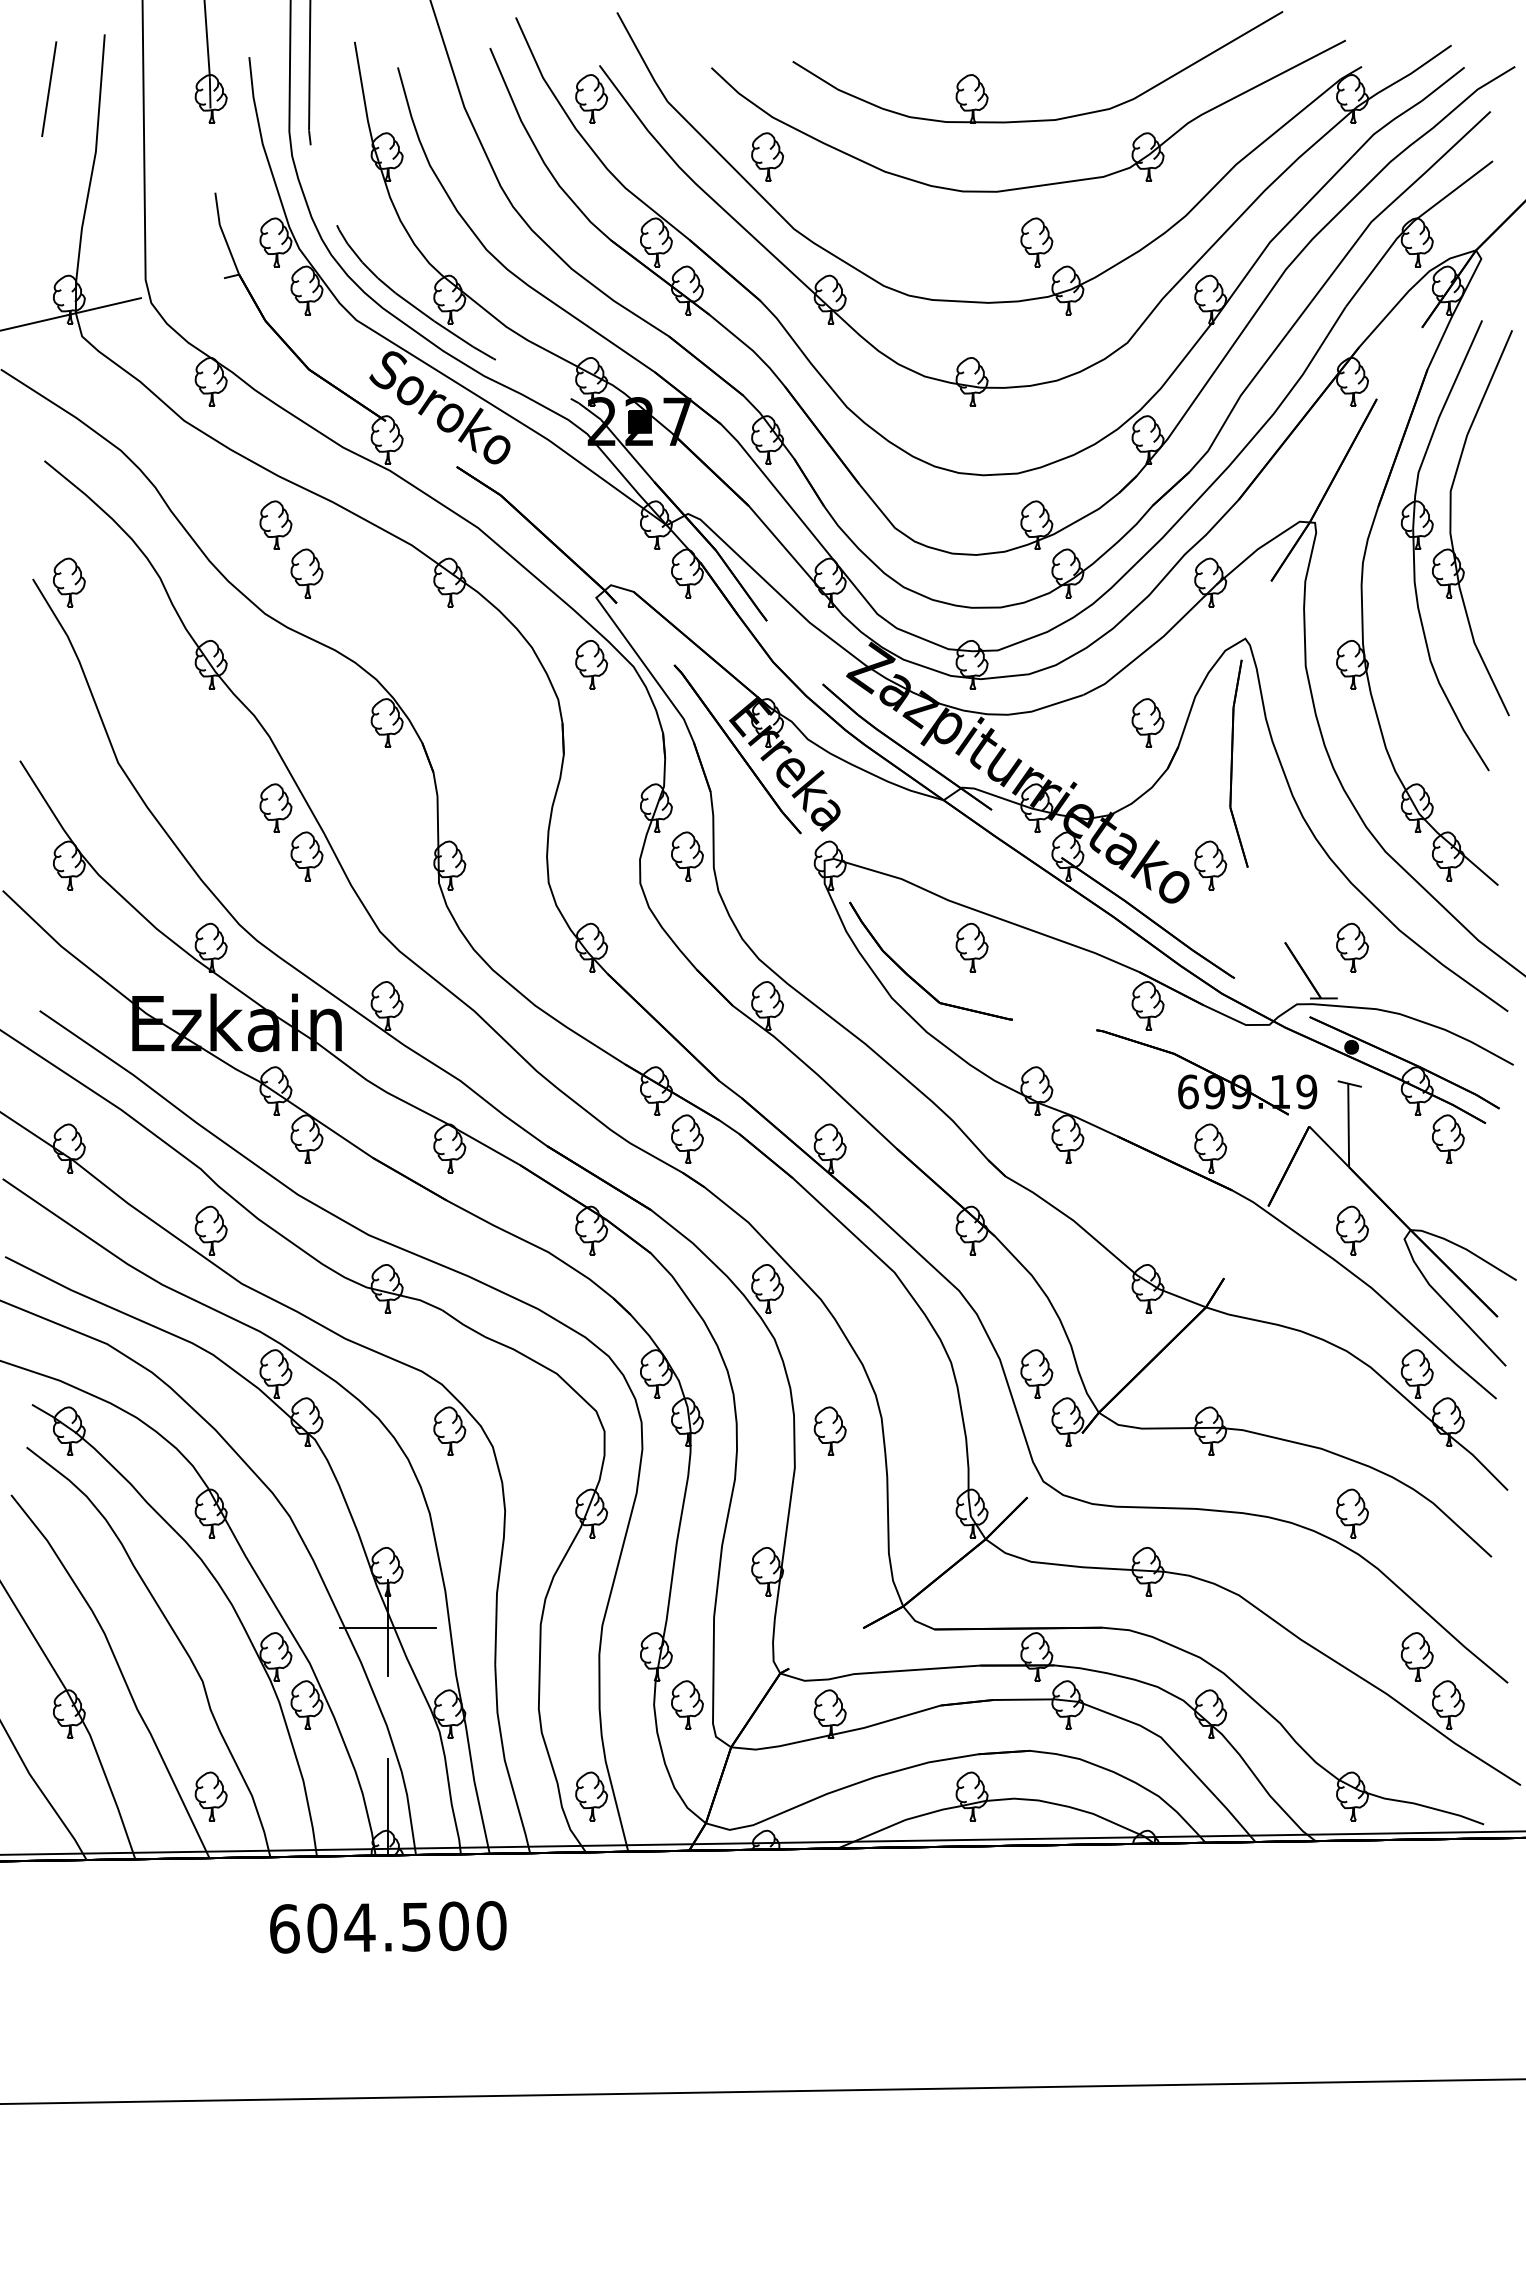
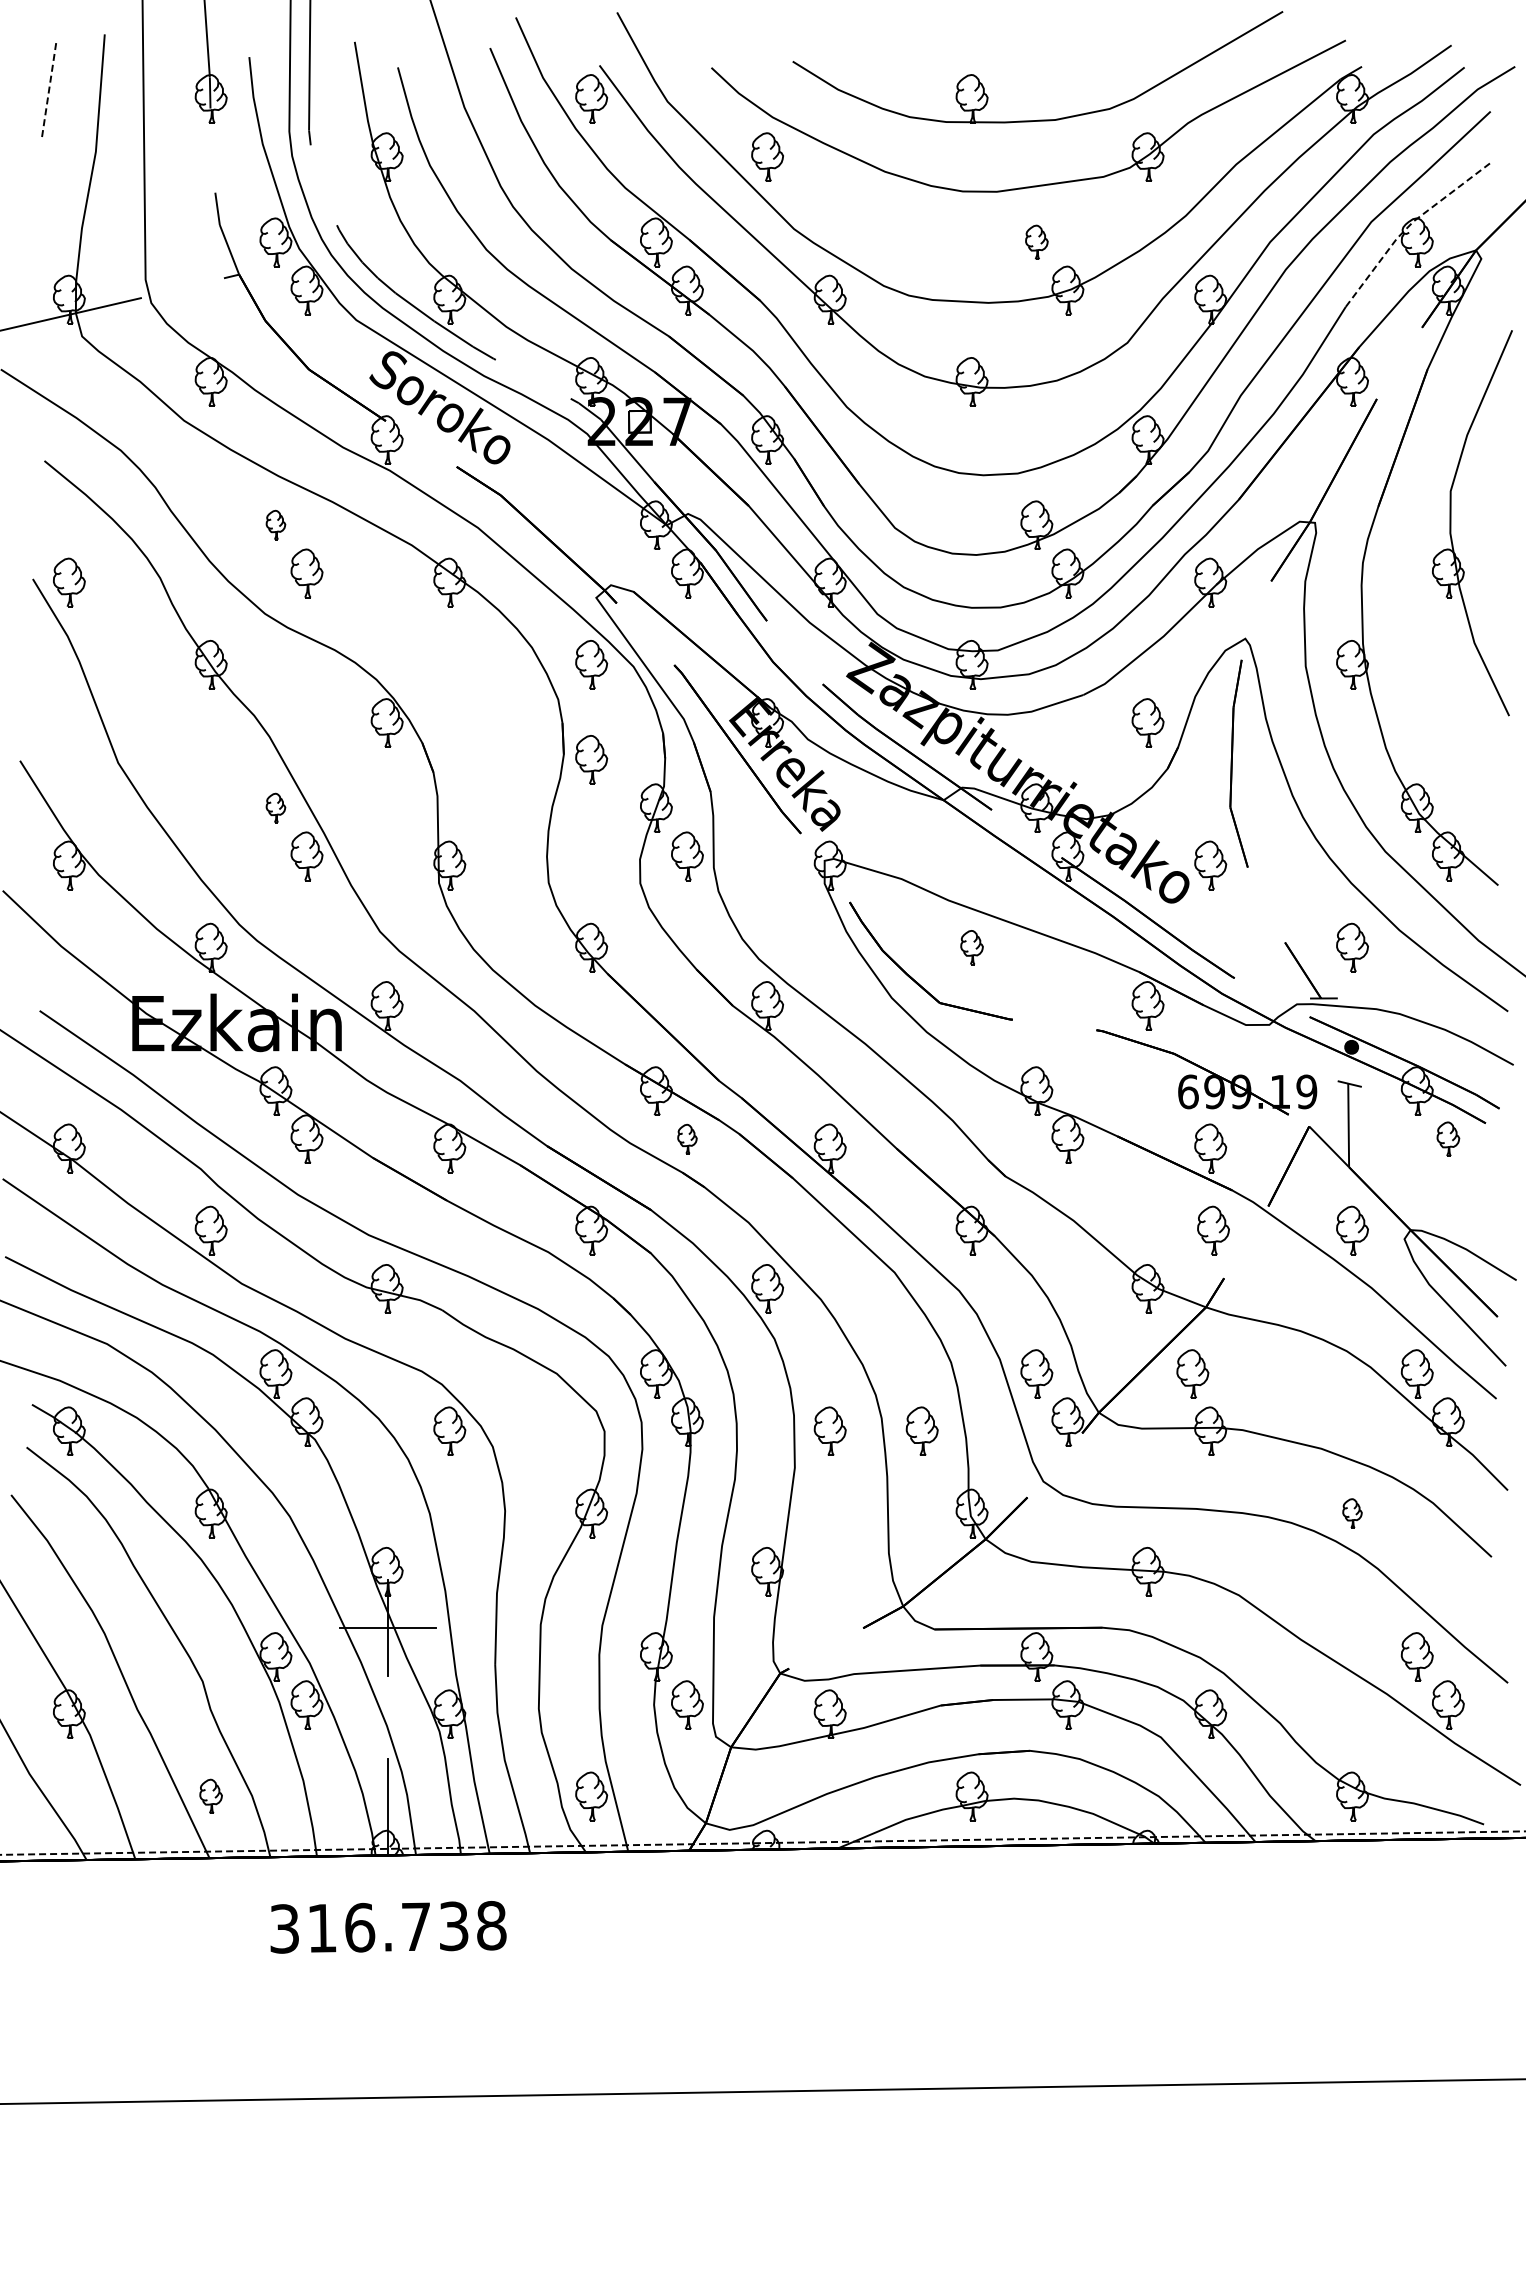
line: solid -> dashed (49, 88)
line: solid -> dashed (1410, 224)
part size: 34x51 px -> 24x36 px (1036, 241)
fill: present -> none (639, 421)
part size: 34x50 px -> 22x32 px (275, 524)
part: present -> none (1431, 532)
part: none -> present (591, 759)
part size: 34x50 px -> 22x32 px (275, 807)
part size: 34x51 px -> 24x36 px (971, 947)
part size: 33x50 px -> 21x32 px (687, 1138)
part size: 33x50 px -> 25x36 px (1448, 1138)
part: none -> present (1213, 1230)
part: none -> present (1192, 1373)
part: none -> present (921, 1430)
part size: 33x51 px -> 21x31 px (1352, 1513)
part size: 34x51 px -> 24x36 px (210, 1795)
line: solid -> dashed (763, 1843)
text: 604.500 -> 316.738 (388, 1927)
